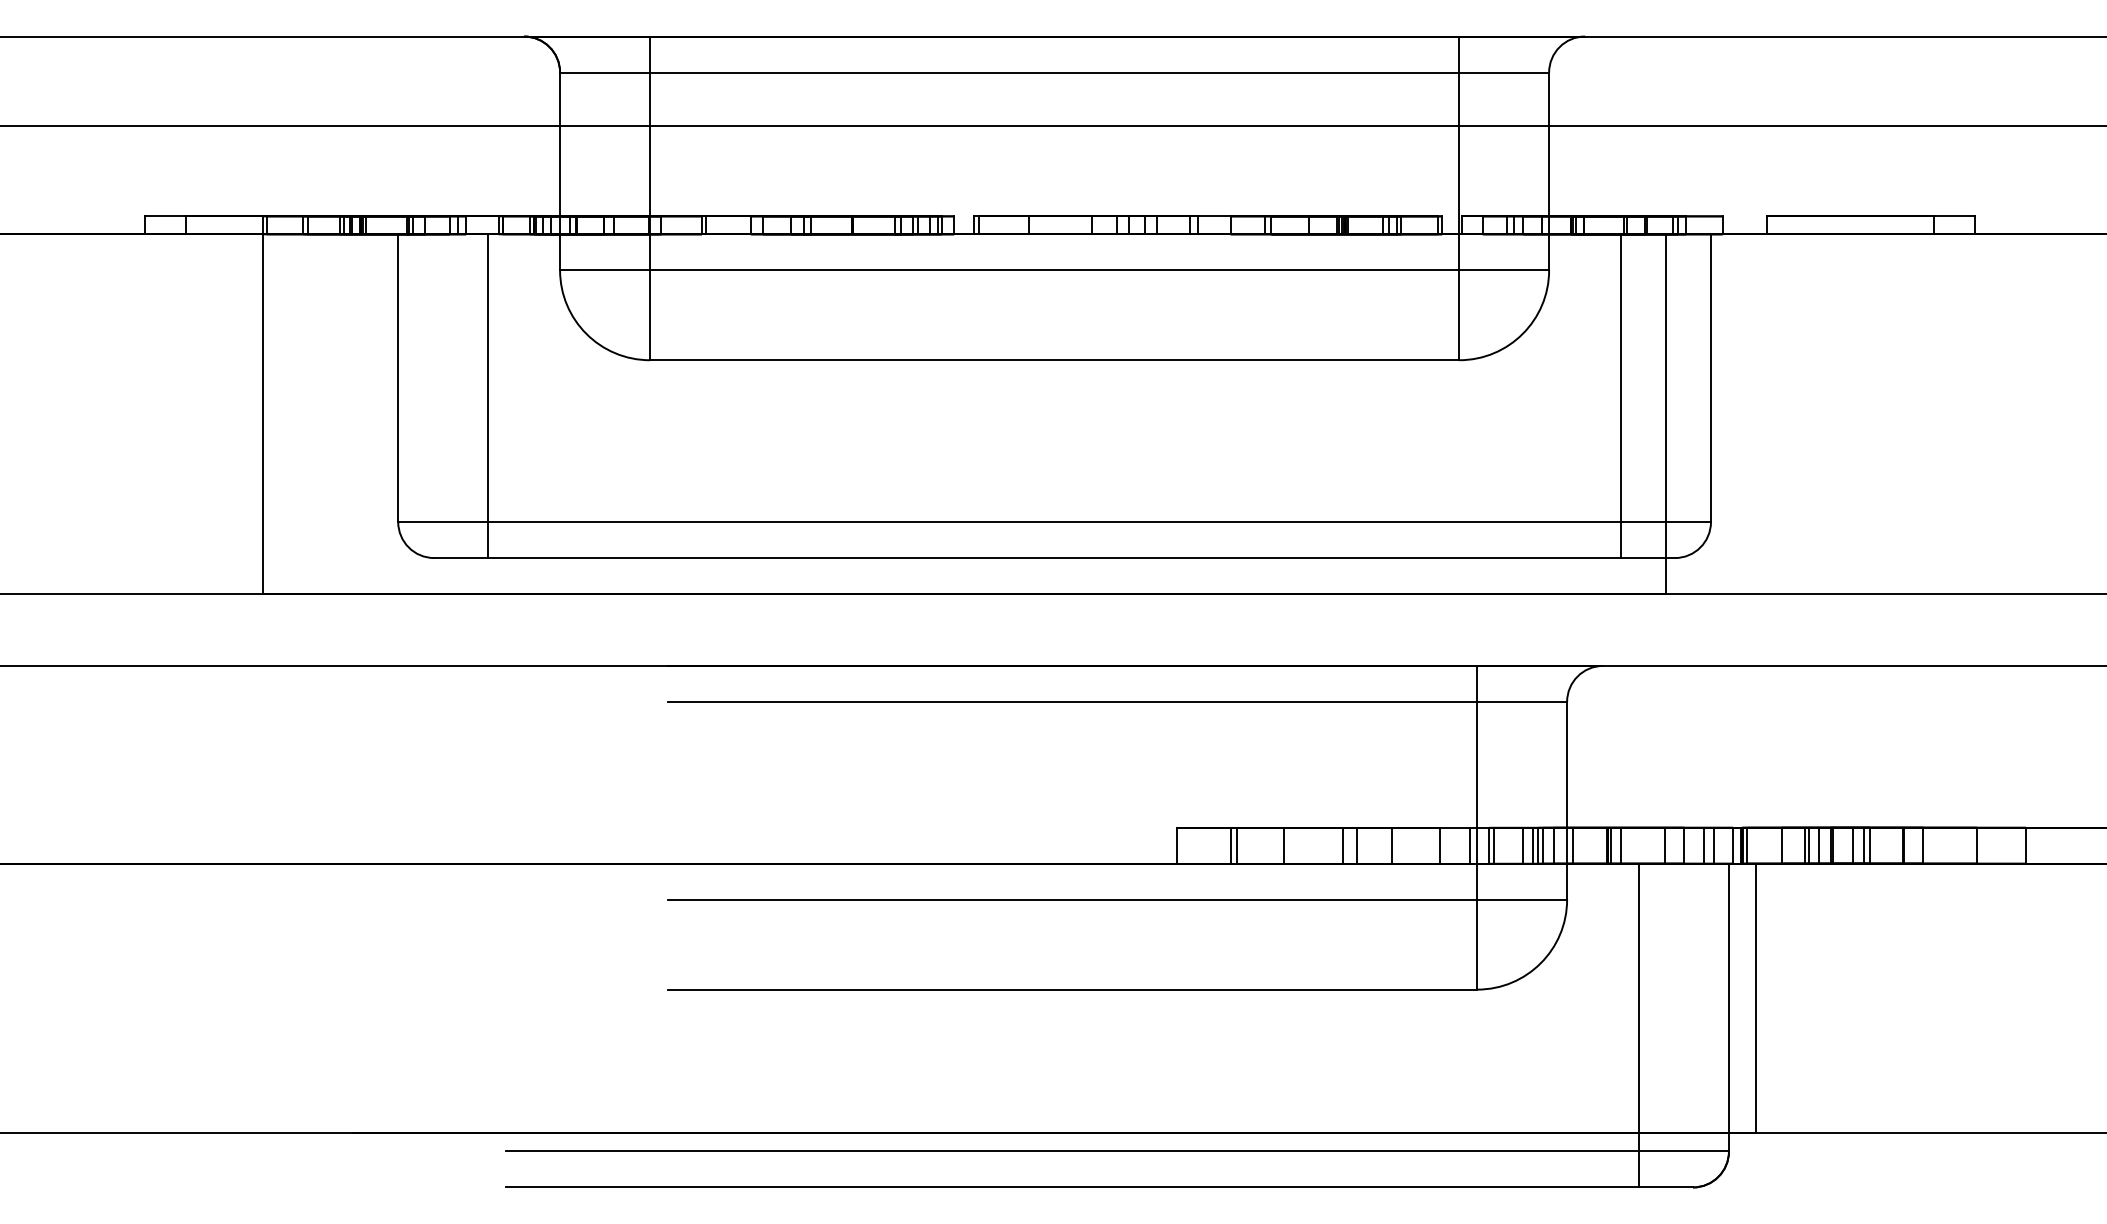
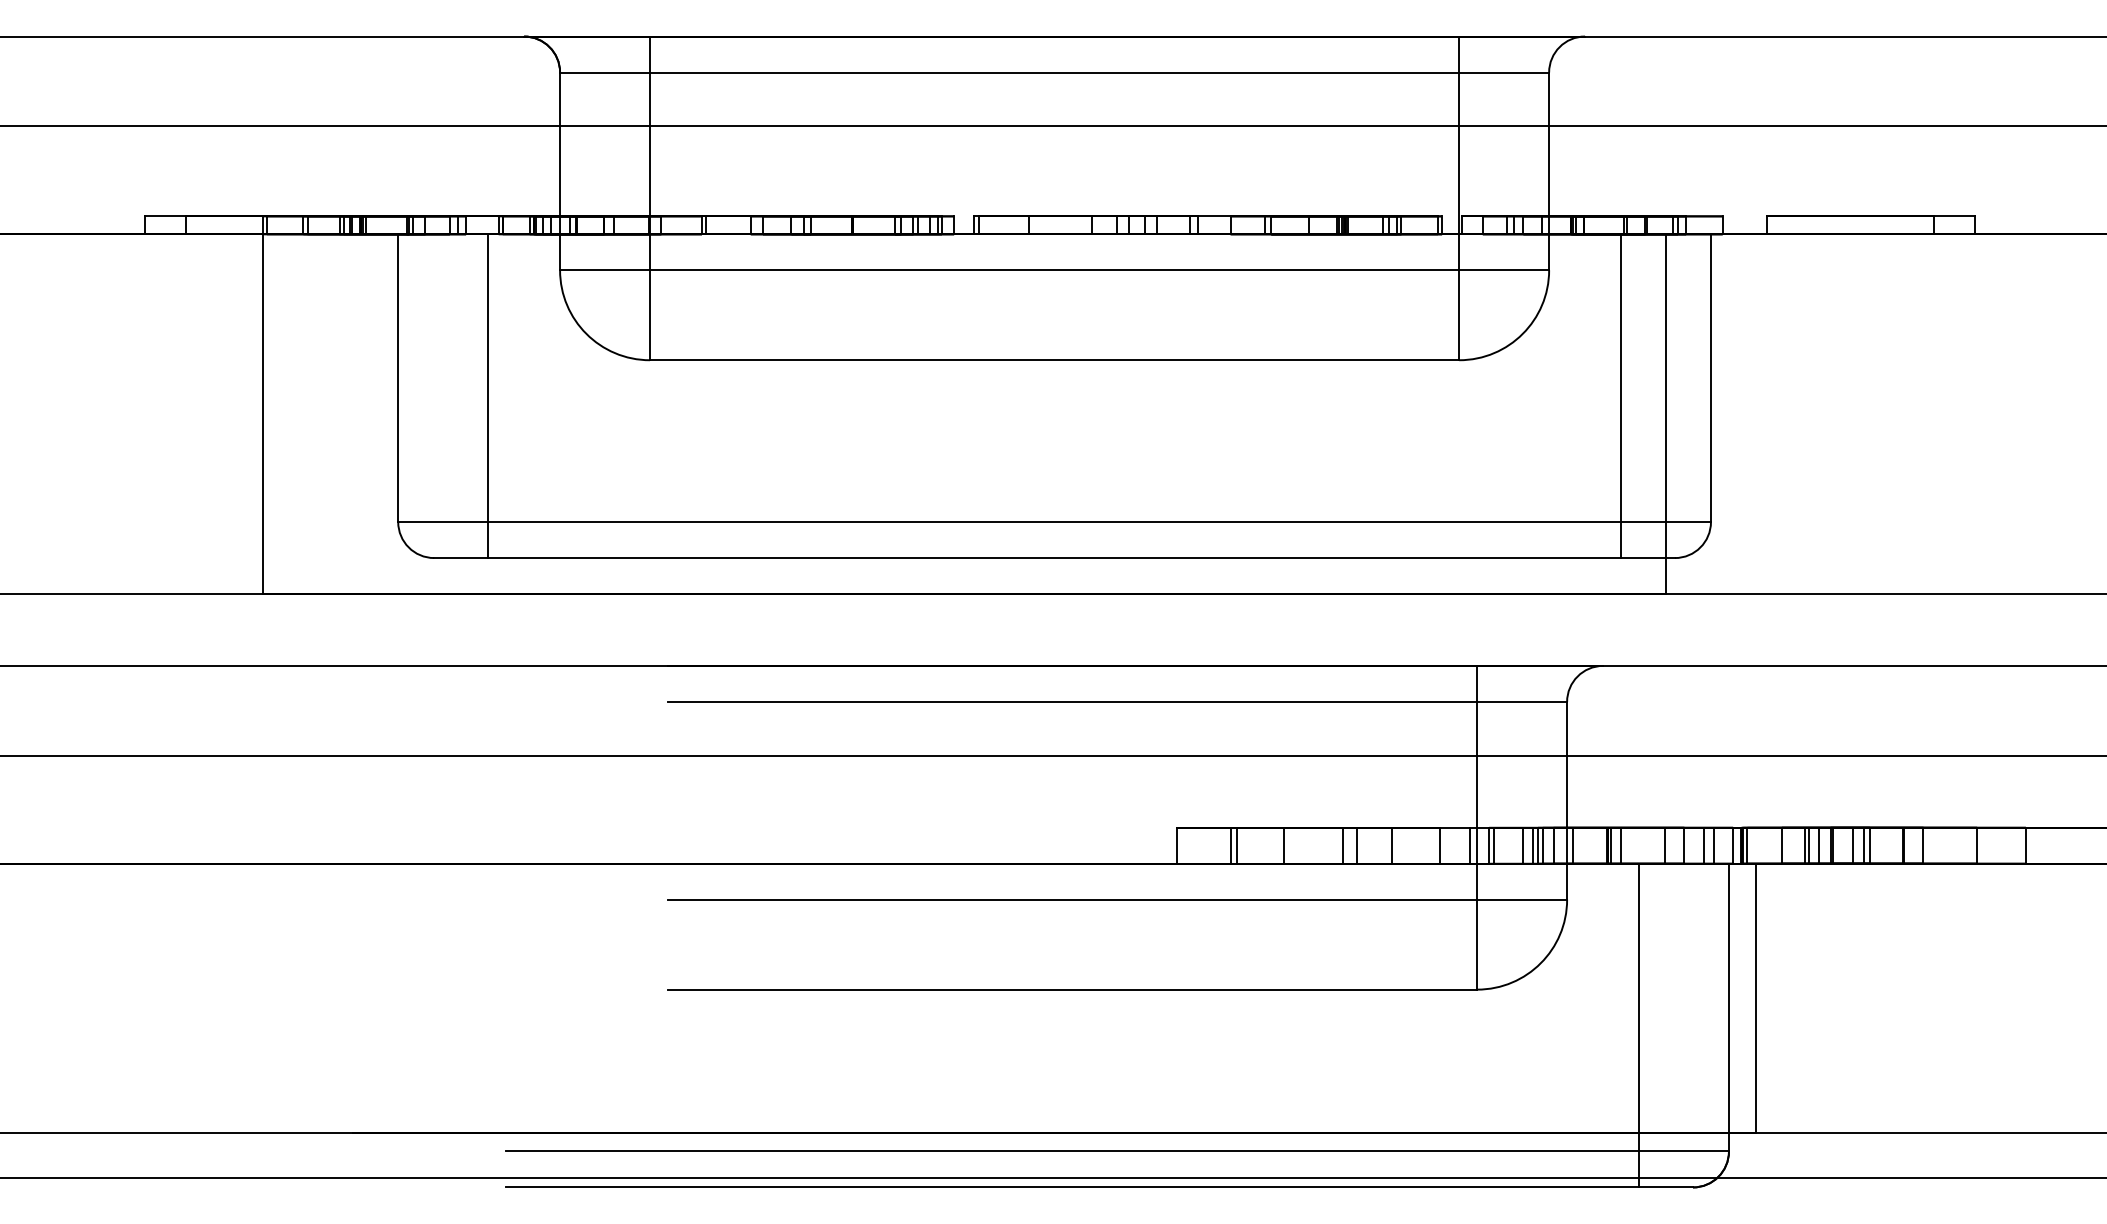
line: none -> present (1052, 755)
line: none -> present (1052, 1178)
